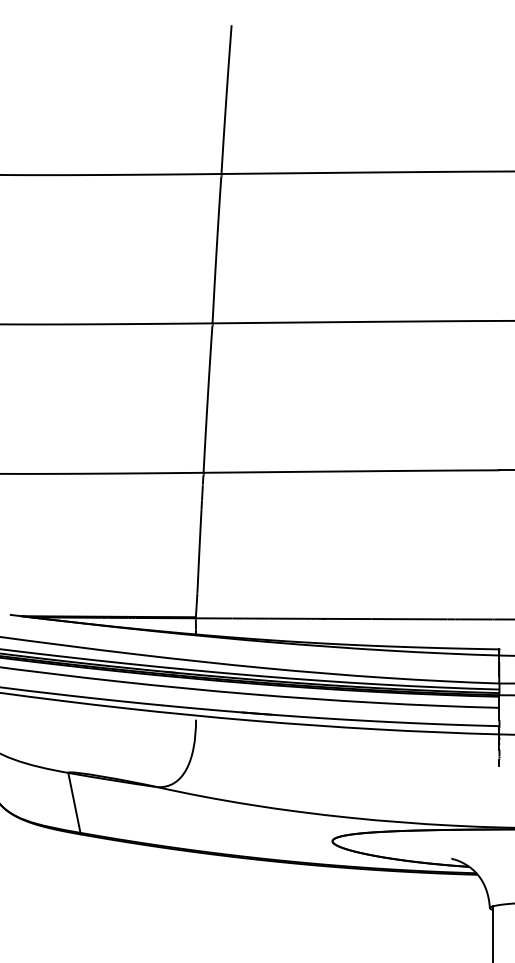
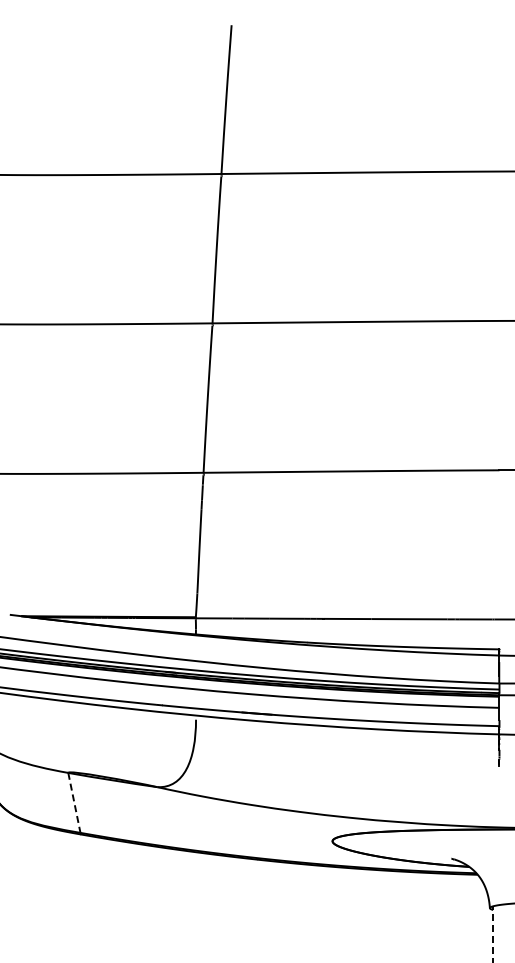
line: solid -> dashed (74, 802)
line: solid -> dashed (493, 934)
